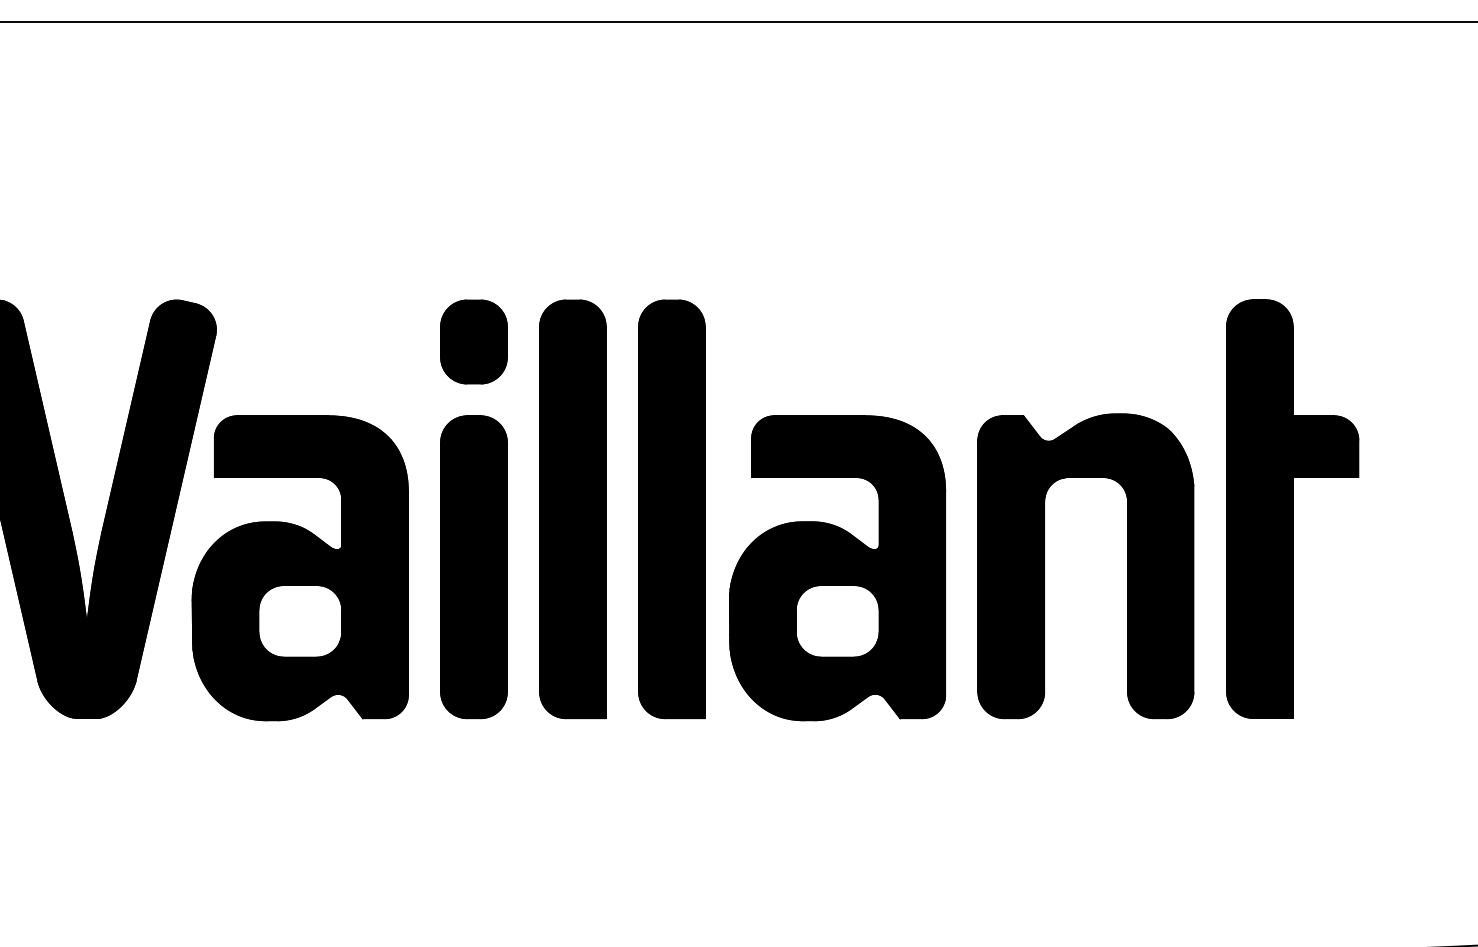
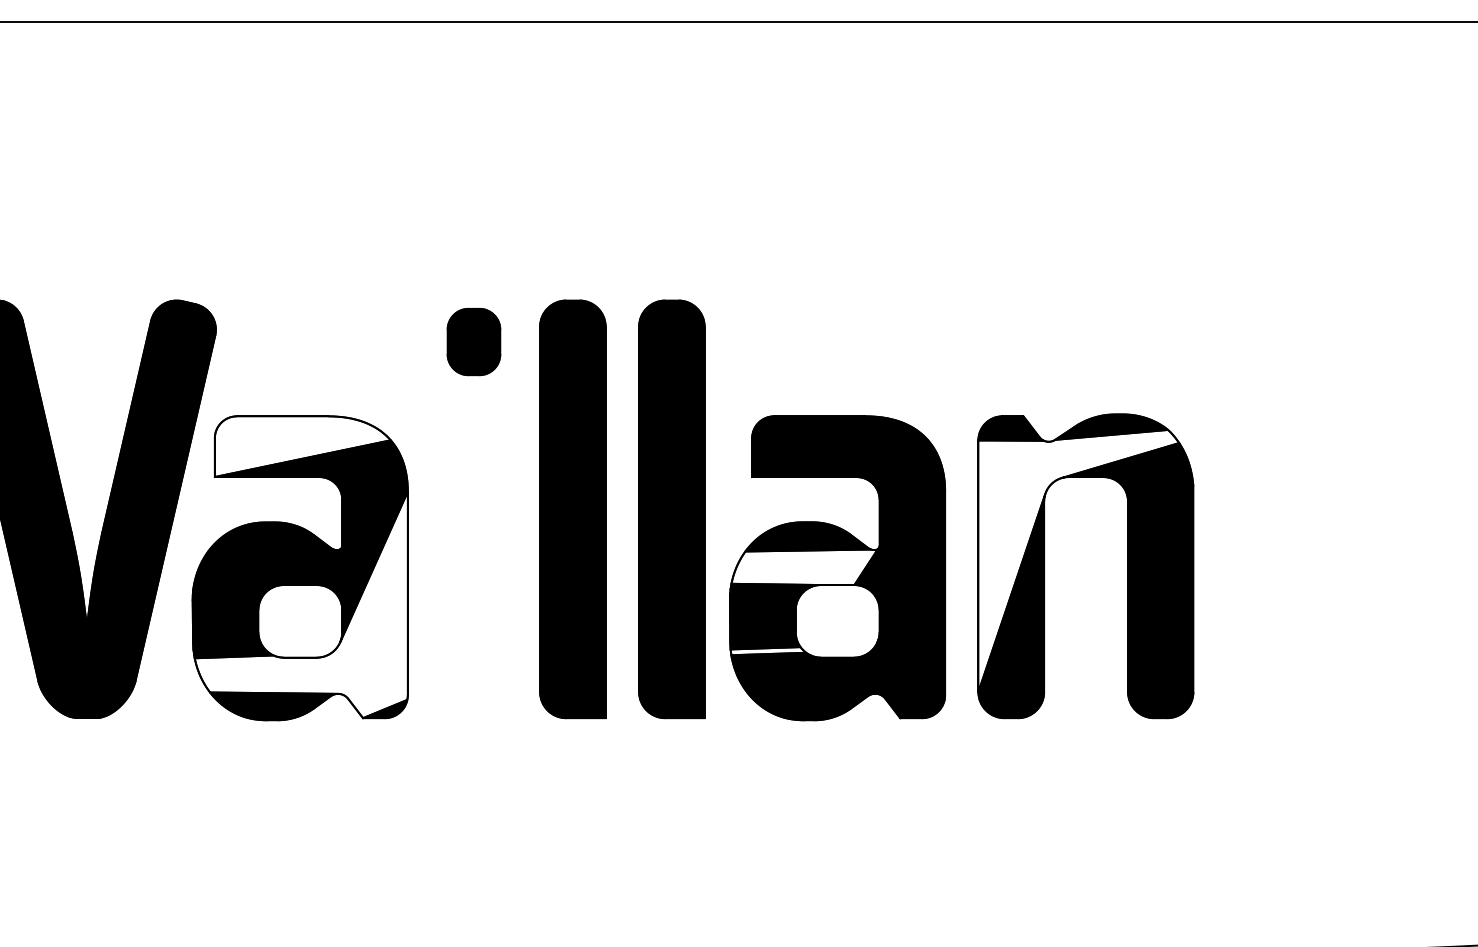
part size: 68x86 px -> 56x70 px (473, 341)
fill: present -> none (302, 446)
part: present -> none (1292, 508)
fill: present -> none (1078, 560)
fill: present -> none (804, 566)
part: present -> none (473, 567)
fill: present -> none (300, 604)
fill: present -> none (768, 651)
